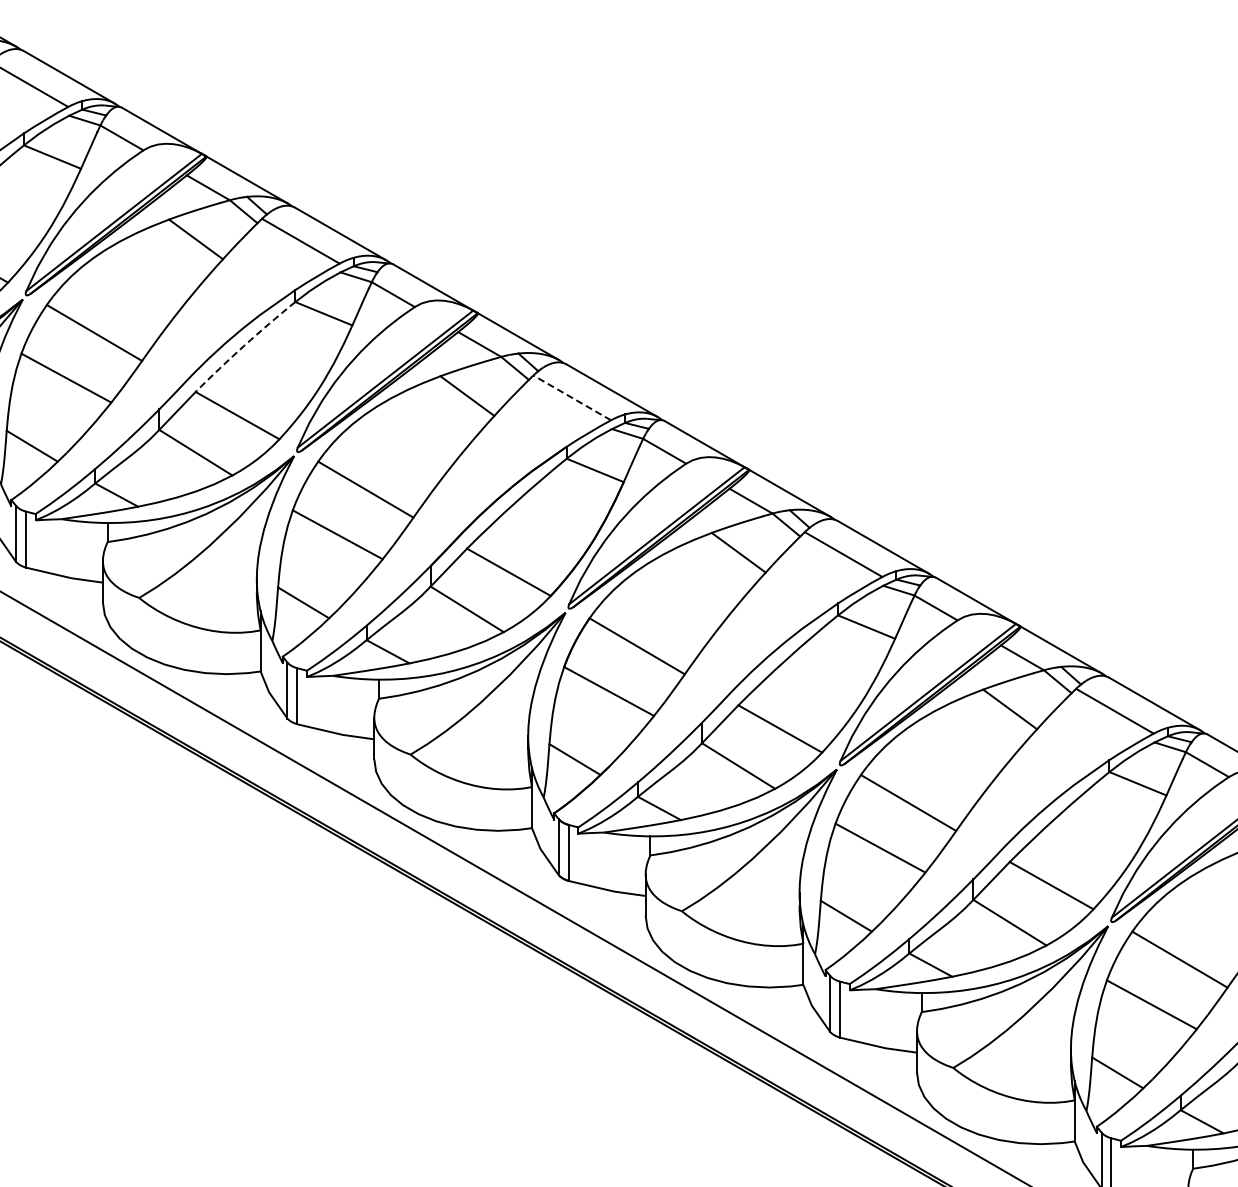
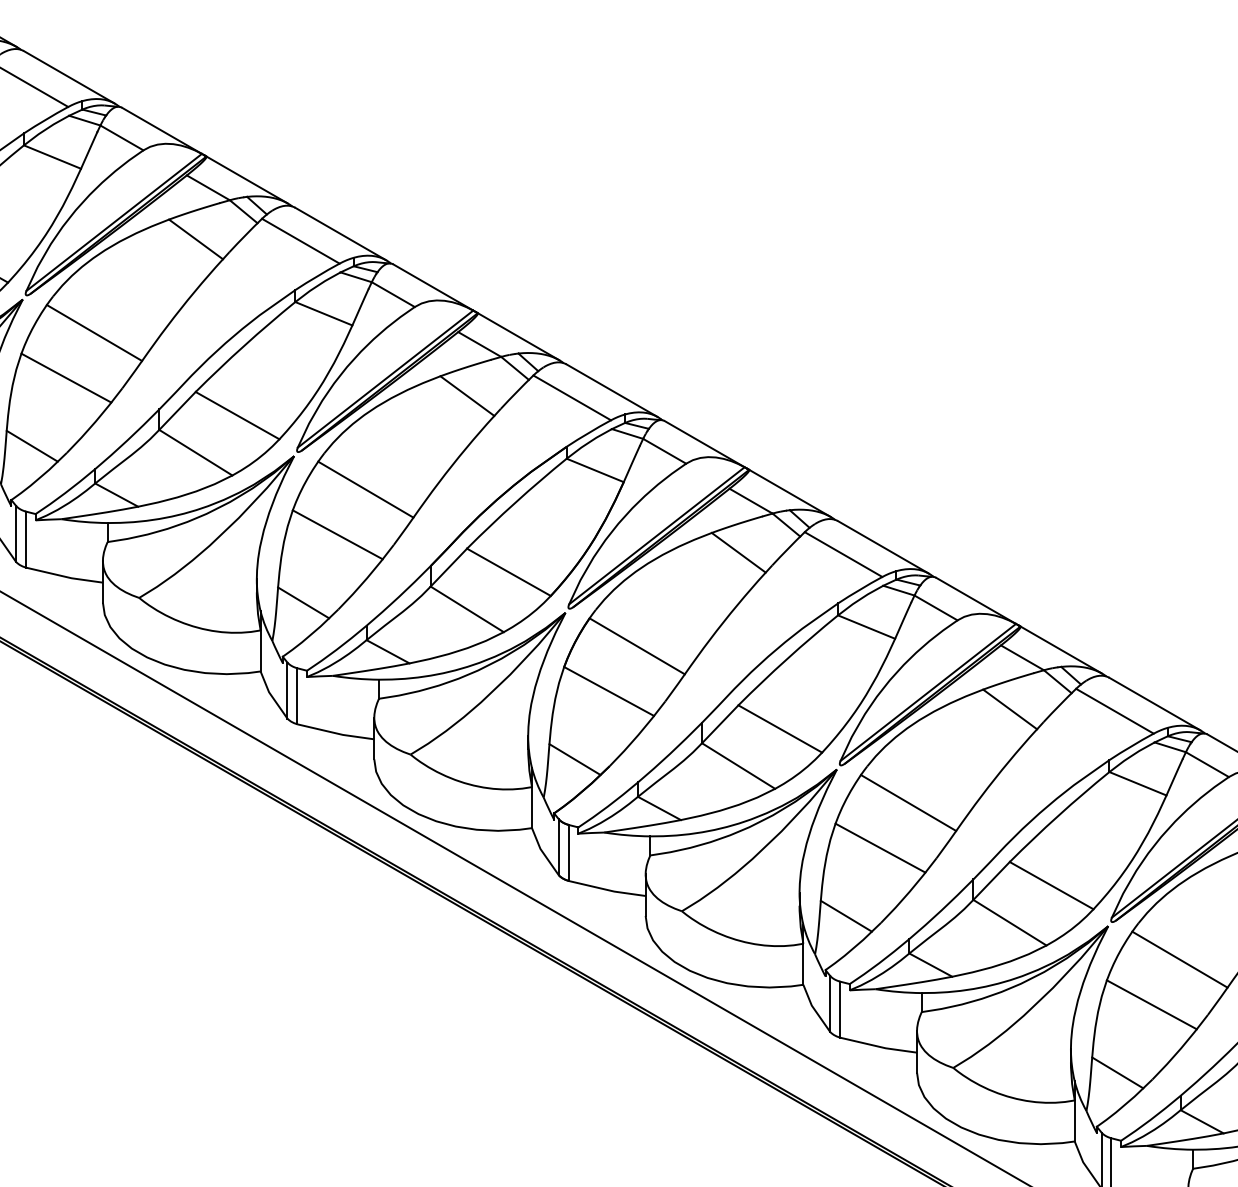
arc: dashed -> solid (244, 345)
line: dashed -> solid (572, 397)
